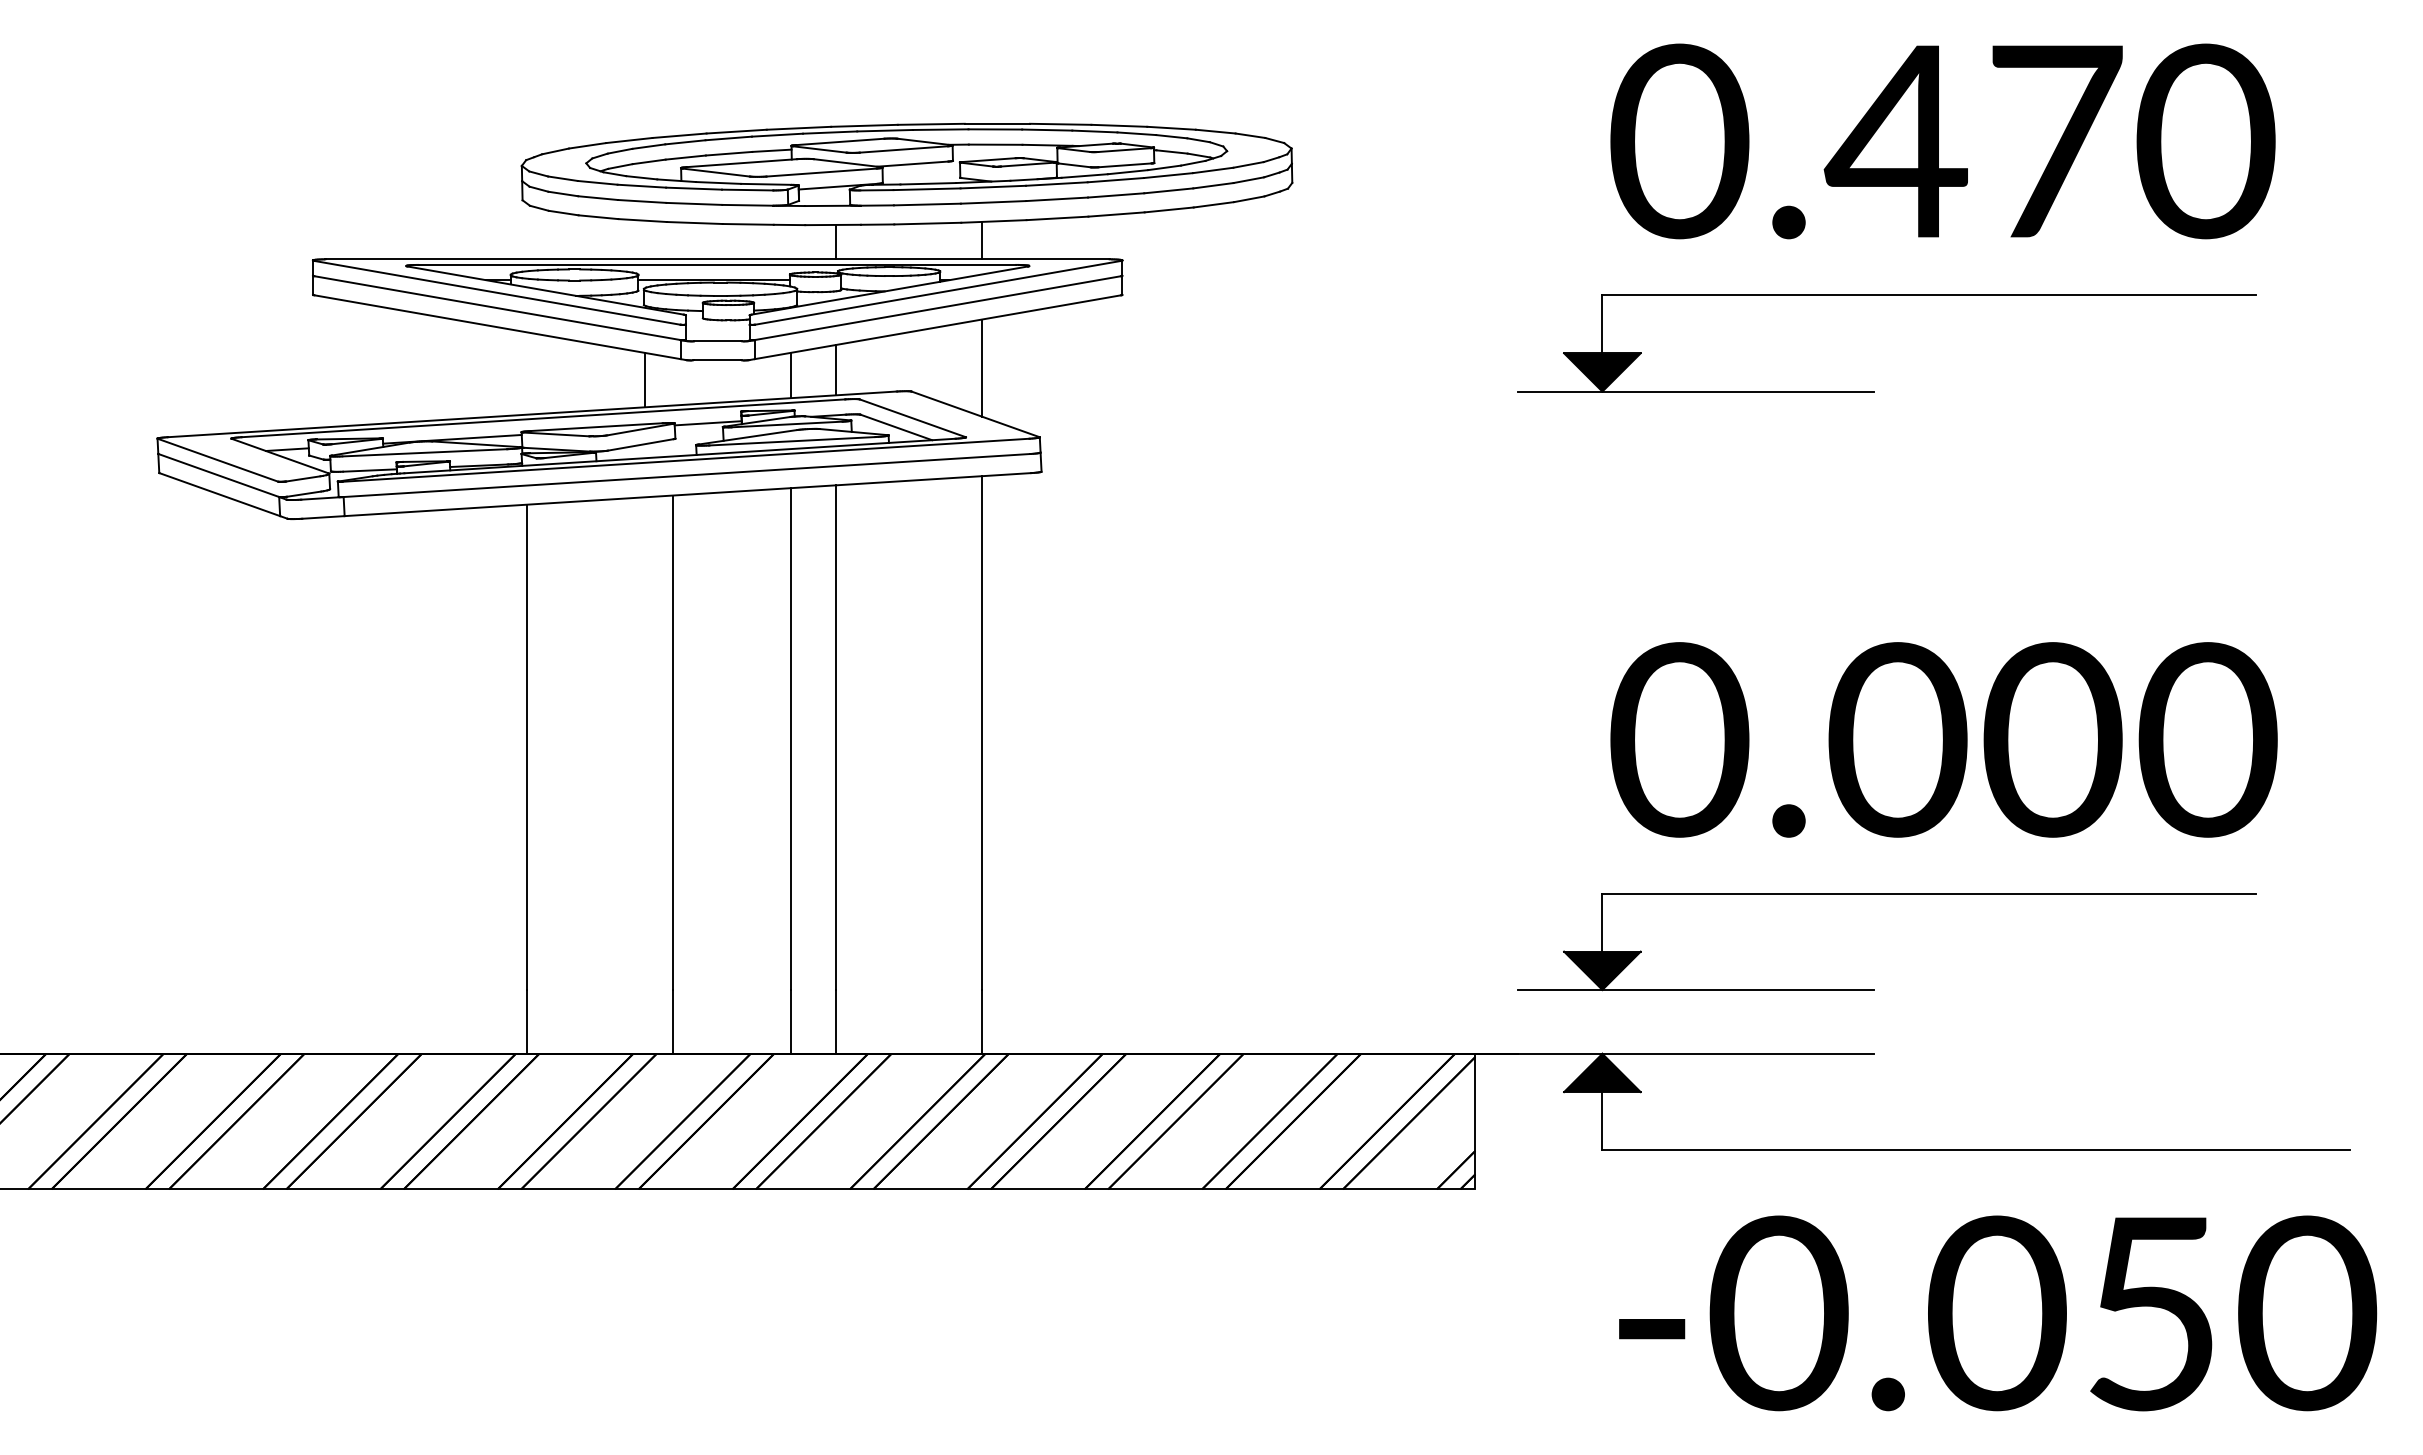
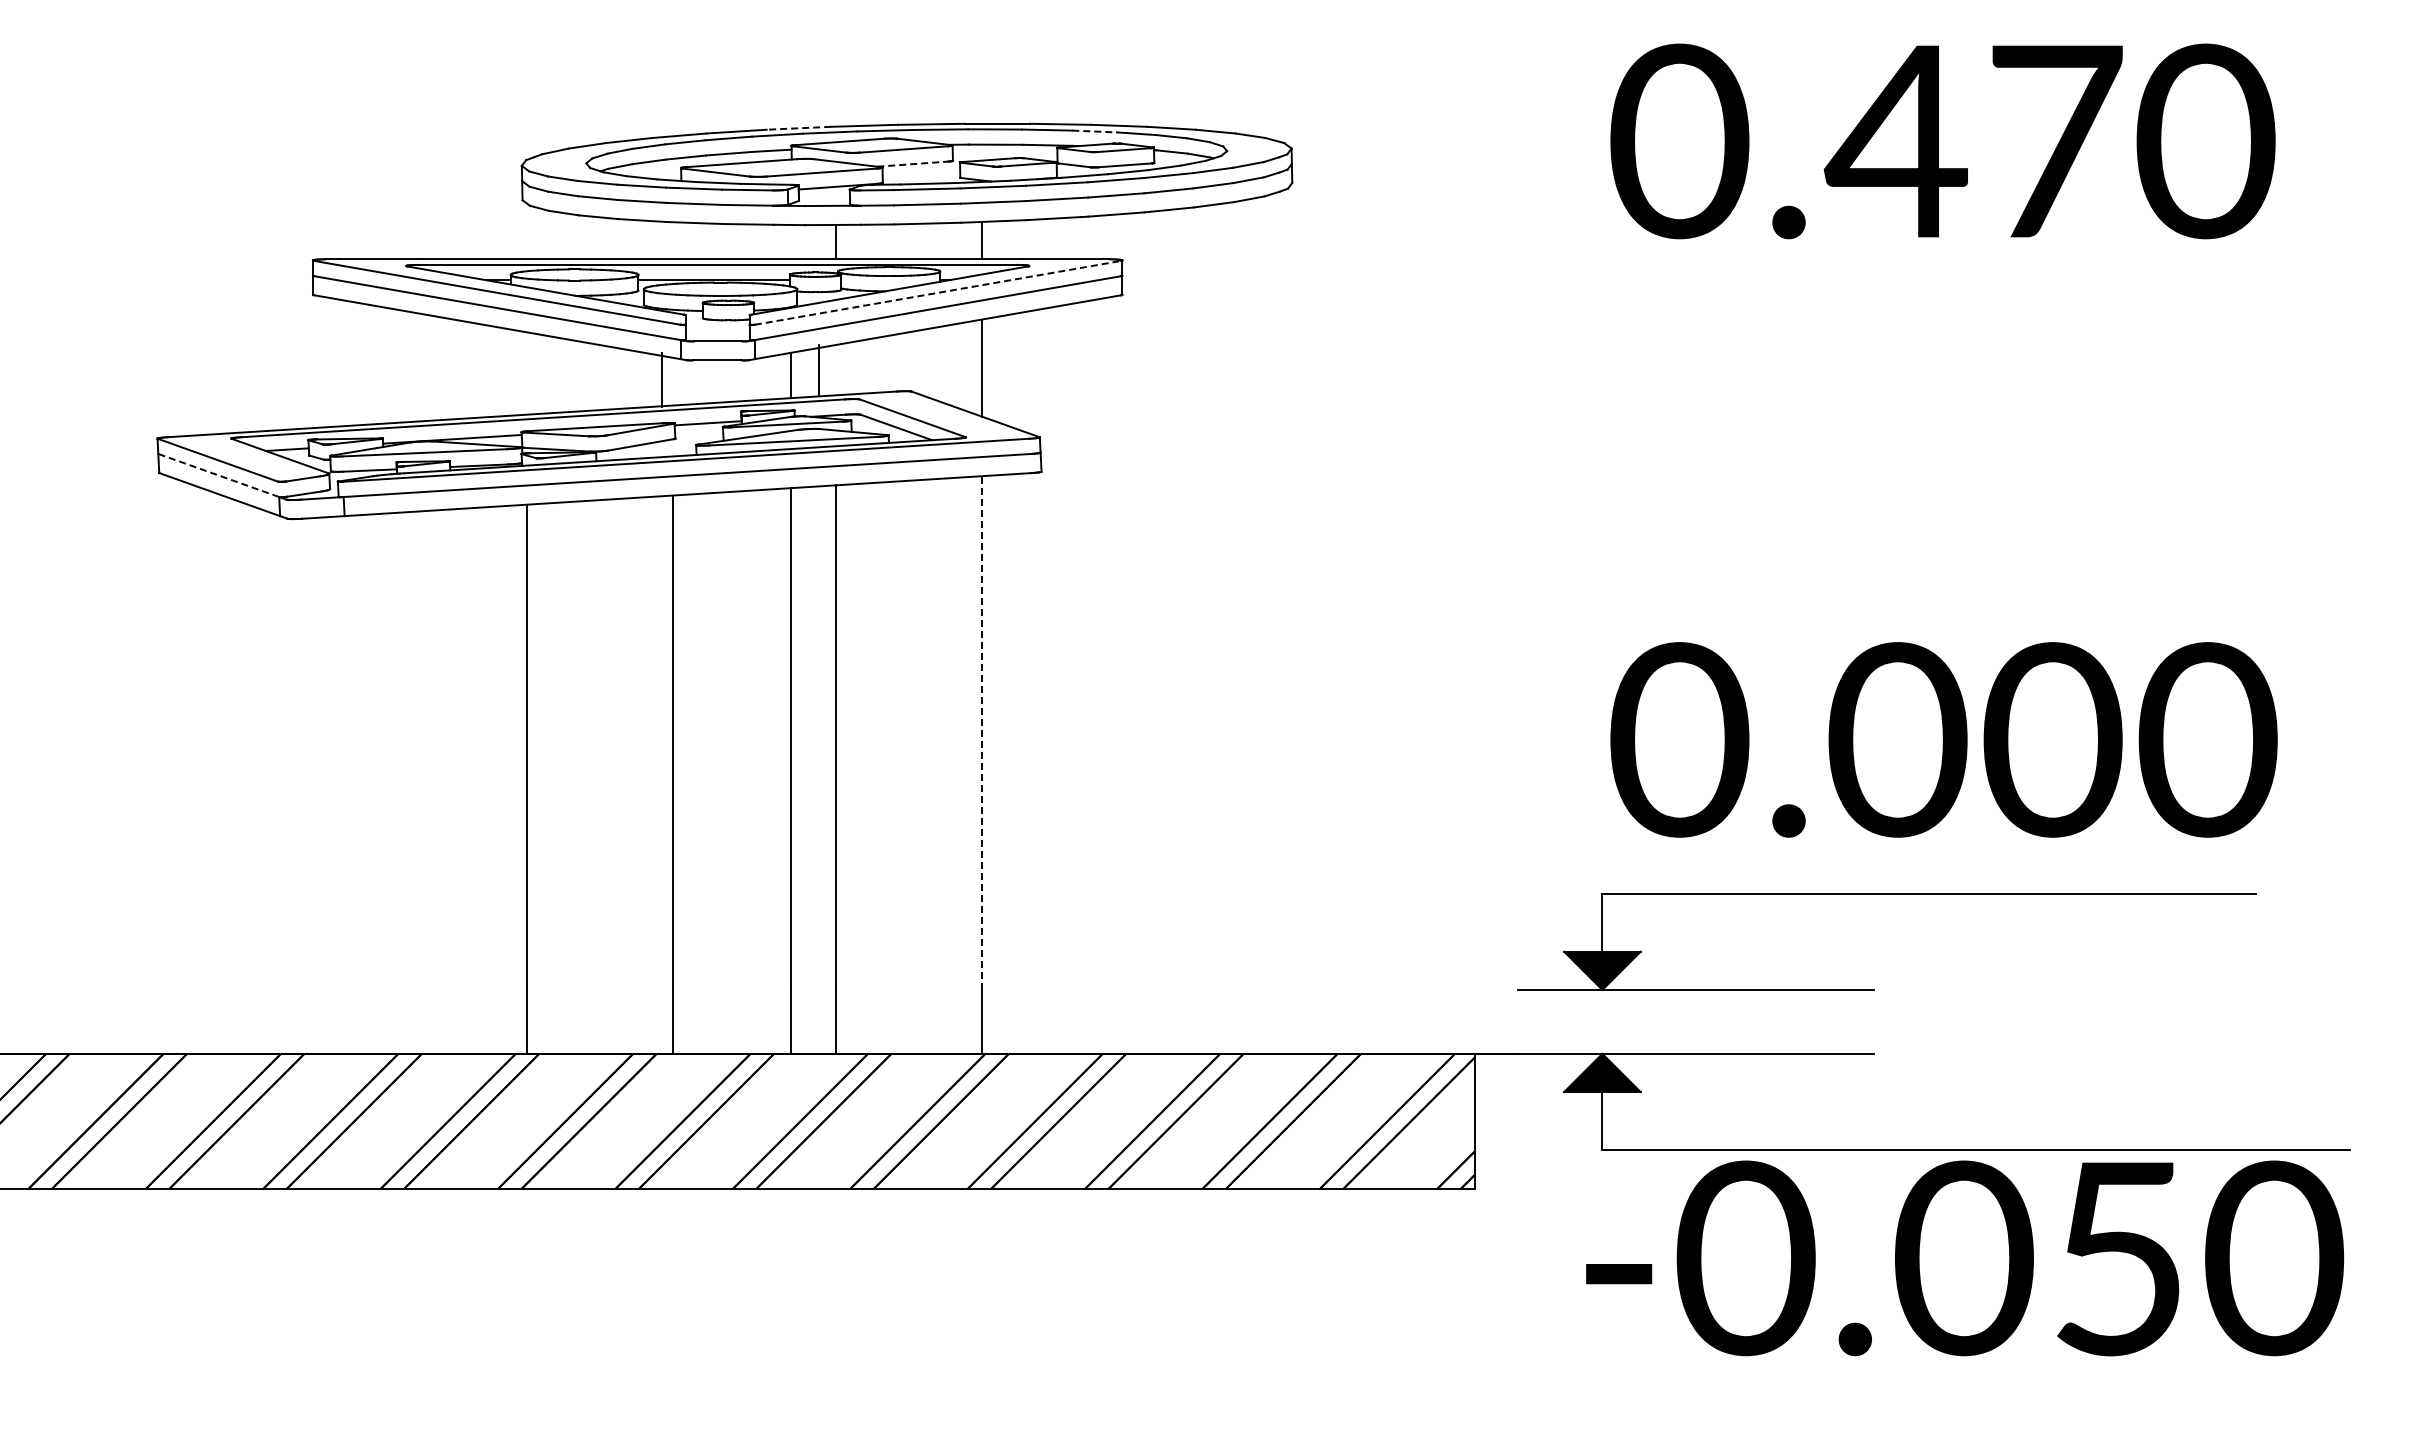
line: solid -> dashed (798, 128)
line: solid -> dashed (1094, 131)
line: solid -> dashed (912, 164)
line: solid -> dashed (937, 292)
part: present -> none (1886, 295)
line position: (835, 370) -> (818, 370) (818, 370)
line position: (644, 379) -> (661, 379) (661, 379)
line: solid -> dashed (219, 475)
line: solid -> dashed (981, 733)
text position: (1998, 1313) -> (1965, 1258) (1965, 1258)
